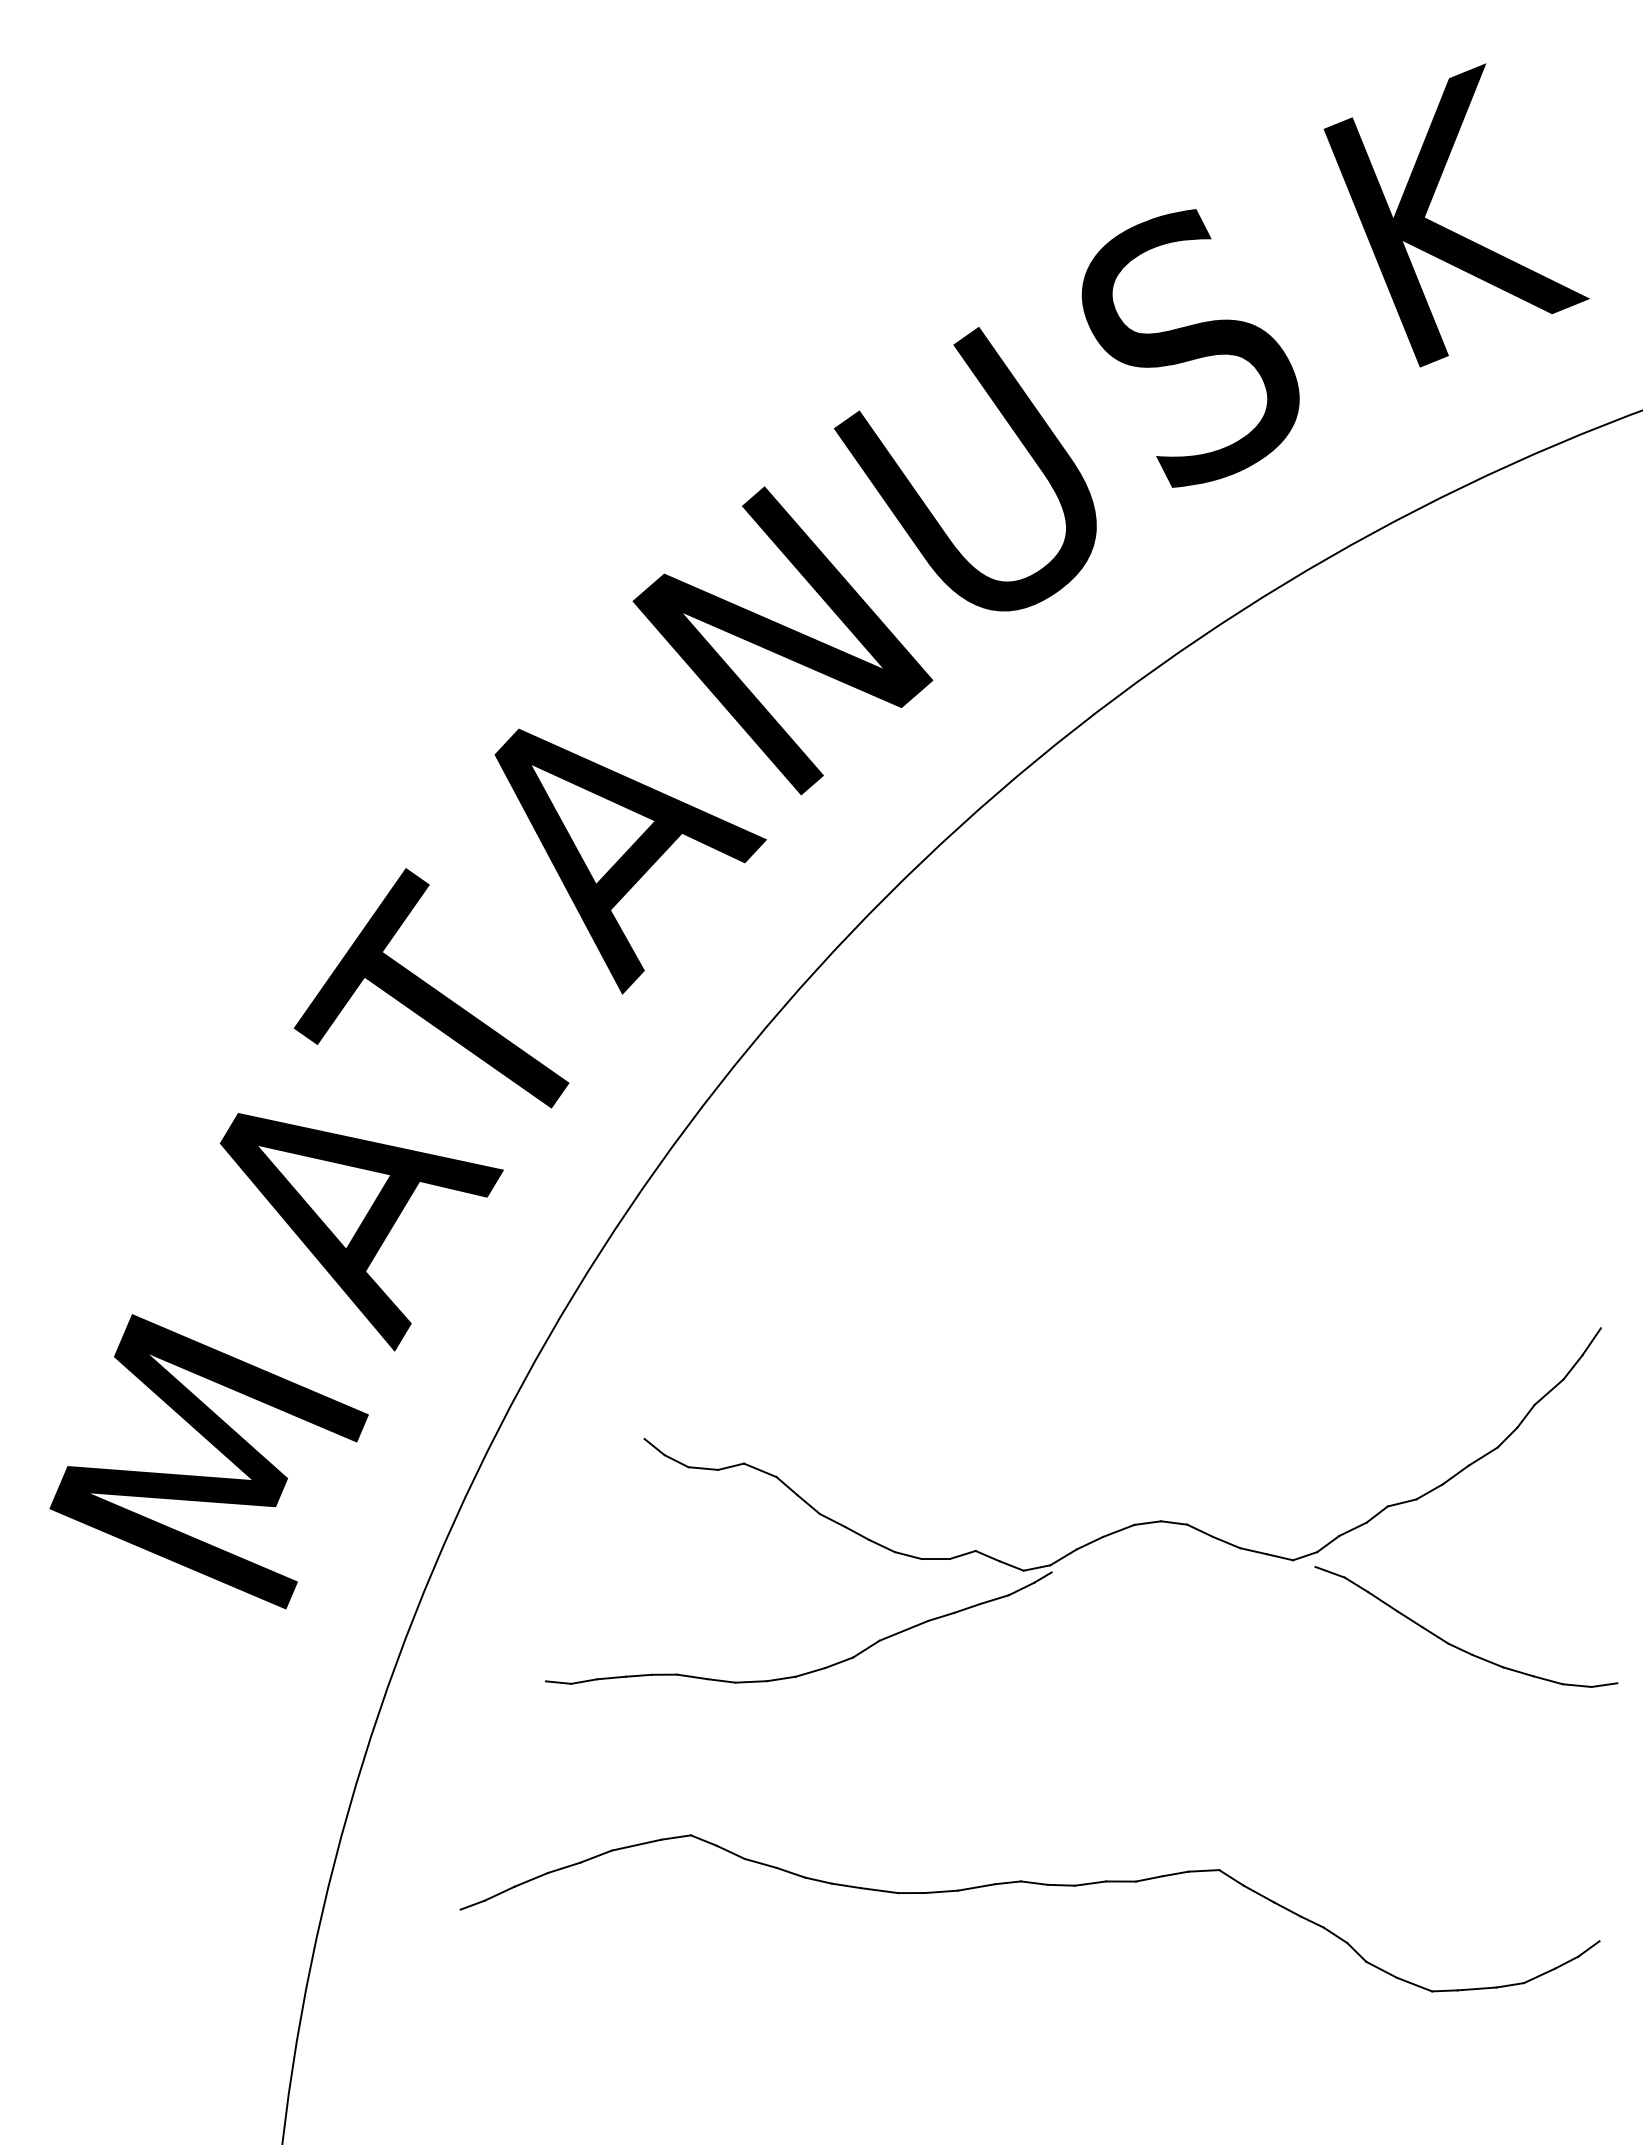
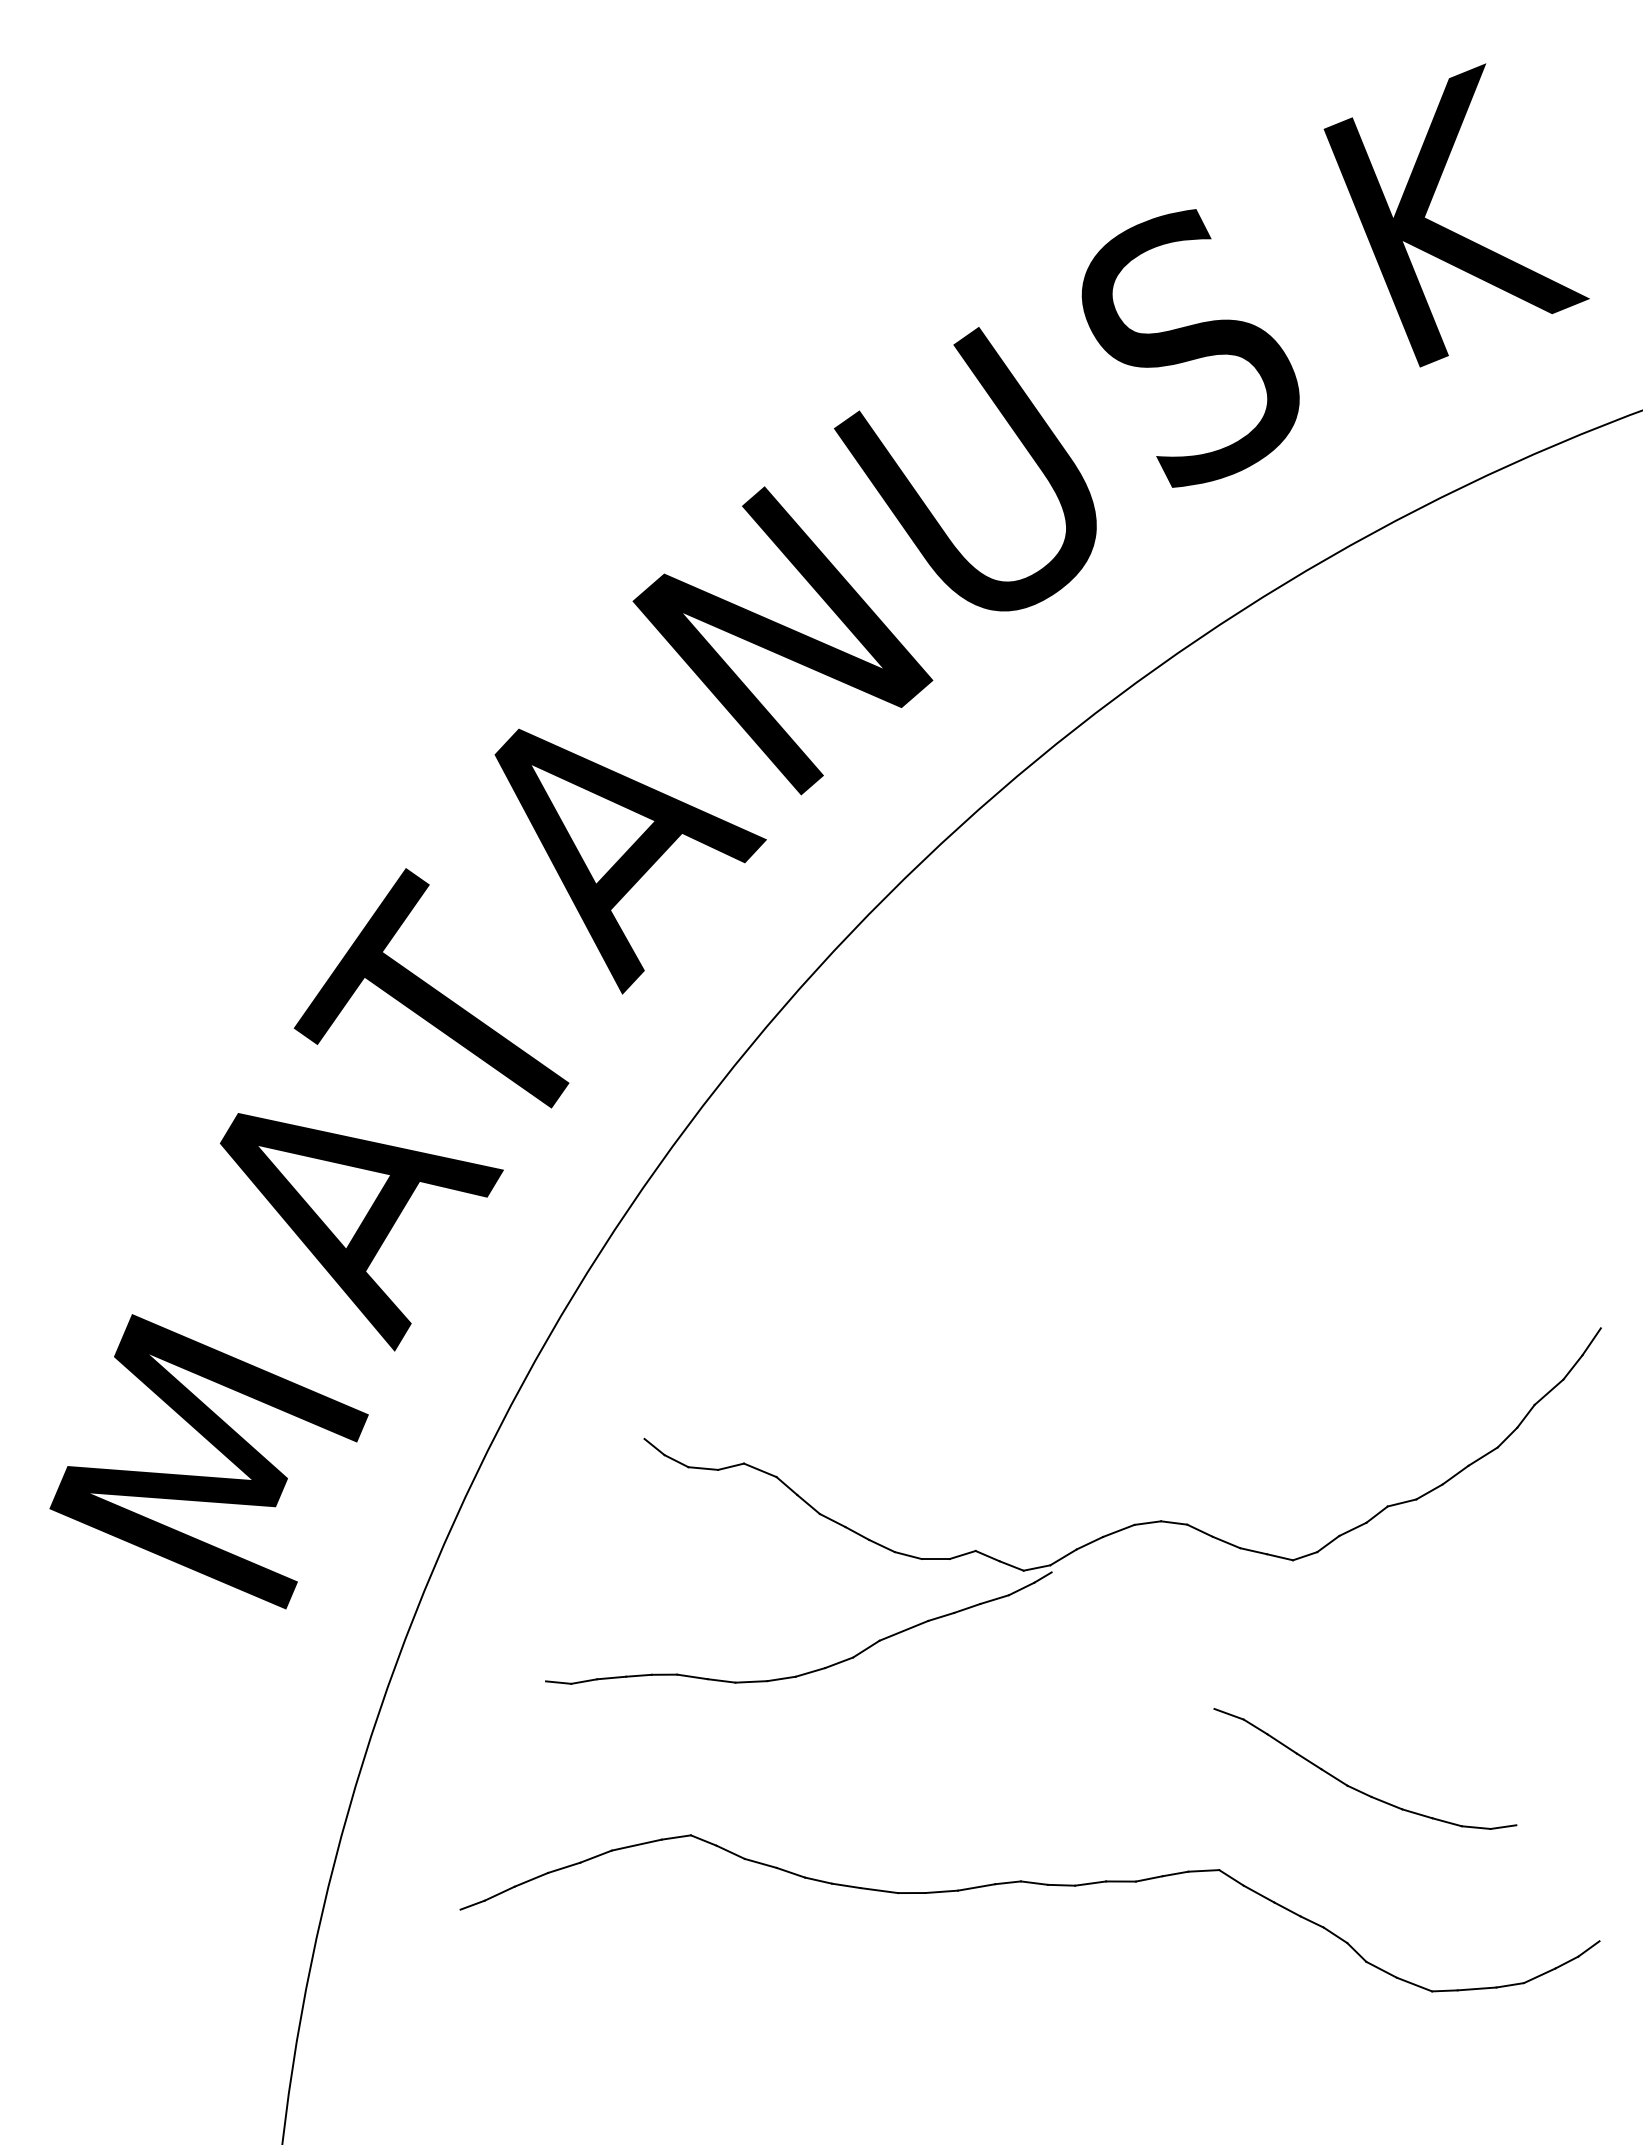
part position: (1457, 1646) -> (1356, 1788) (1356, 1788)
